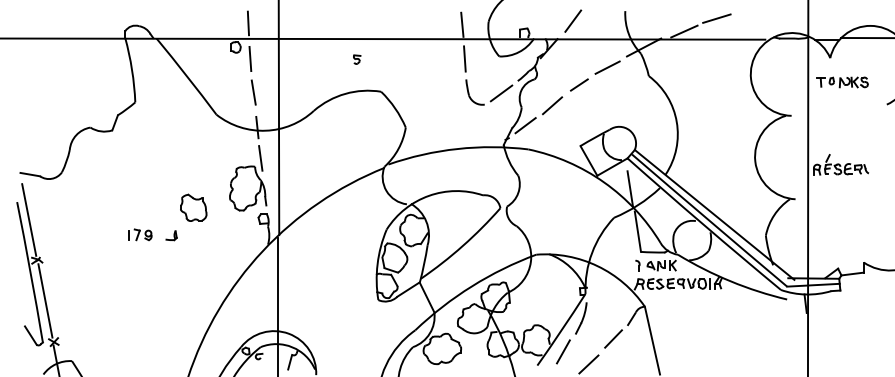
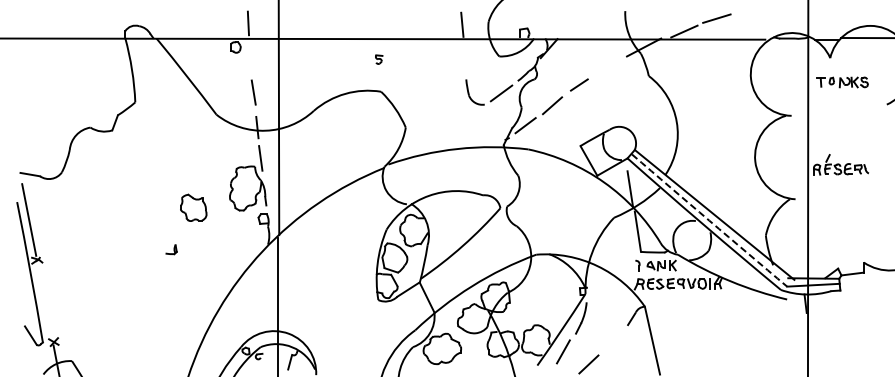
line: present -> none (573, 20)
line: present -> none (250, 58)
line: present -> none (464, 58)
part position: (357, 59) -> (379, 59) (379, 59)
line: present -> none (607, 67)
arc: solid -> dashed (709, 220)
part: present -> none (140, 234)
part position: (171, 235) -> (171, 249) (171, 249)
line: present -> none (45, 300)
line: present -> none (613, 338)
